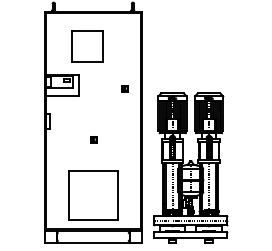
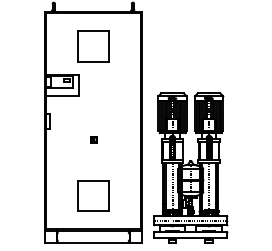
part position: (87, 46) -> (93, 46) (93, 46)
part: present -> none (124, 88)
part size: 51x51 px -> 33x32 px (93, 195)
